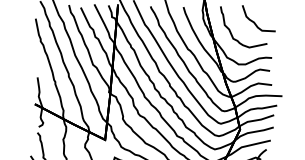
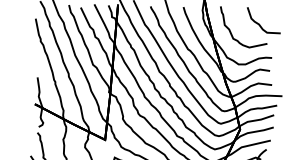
part position: (258, 18) -> (263, 20) (263, 20)
